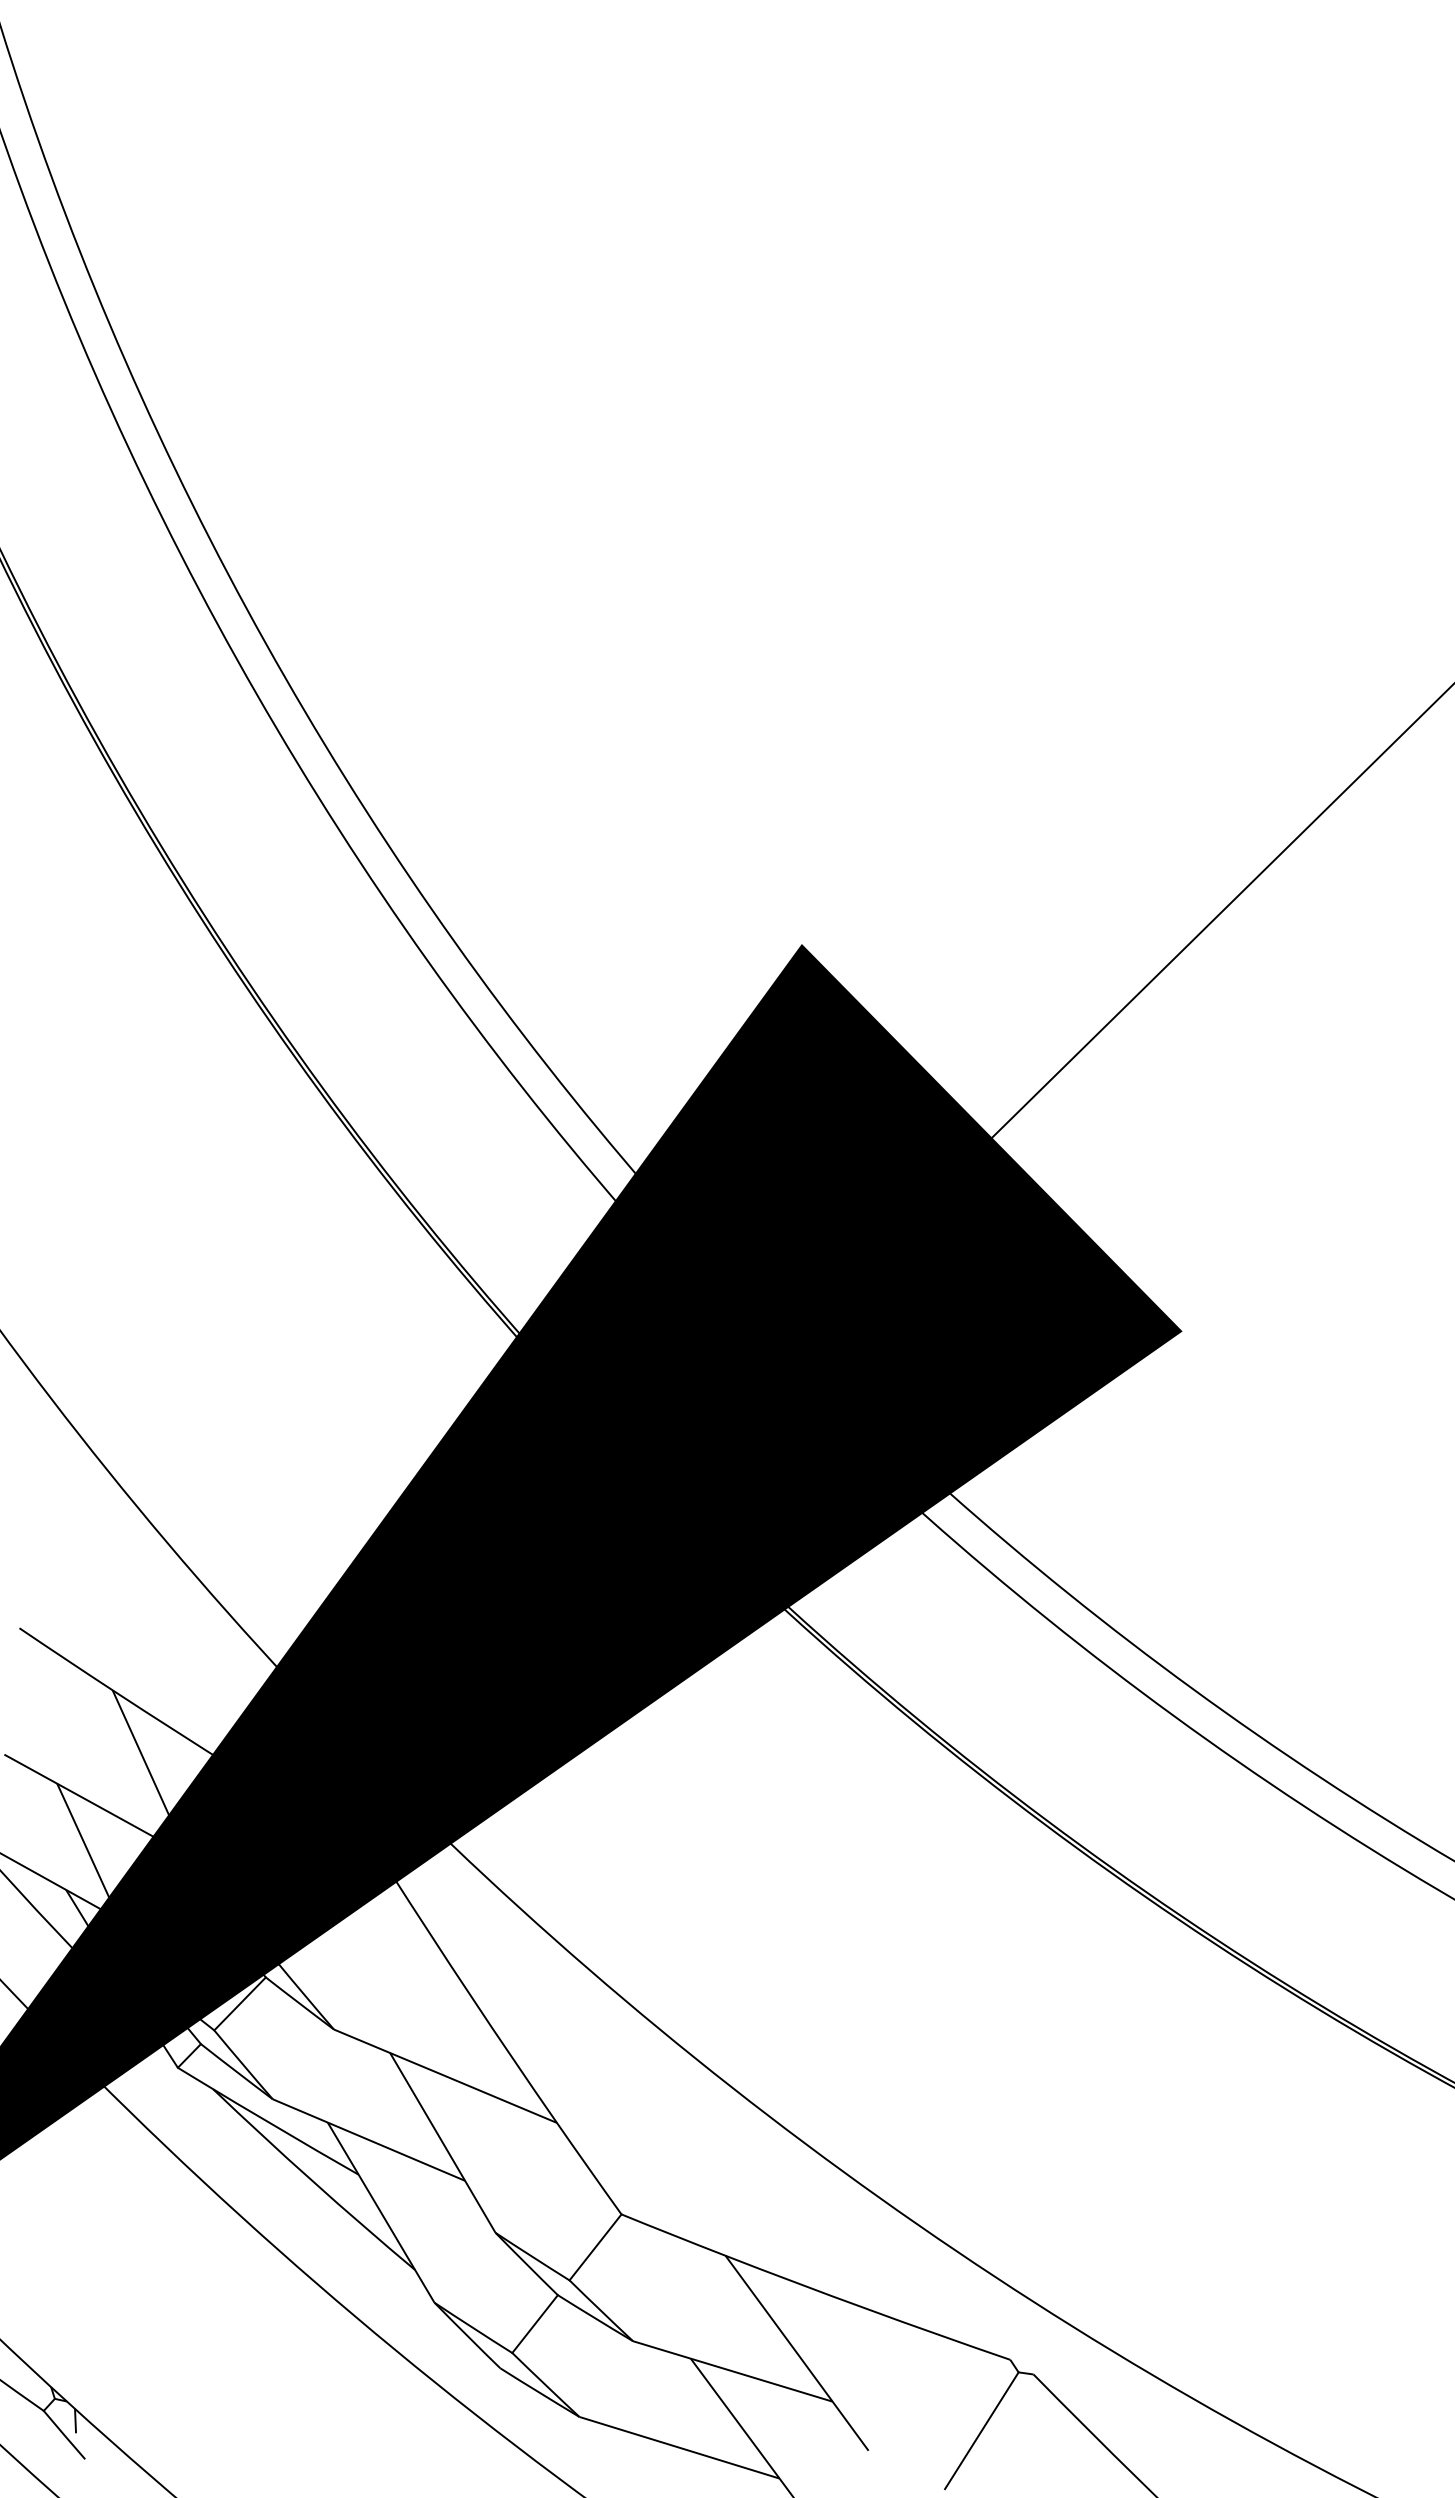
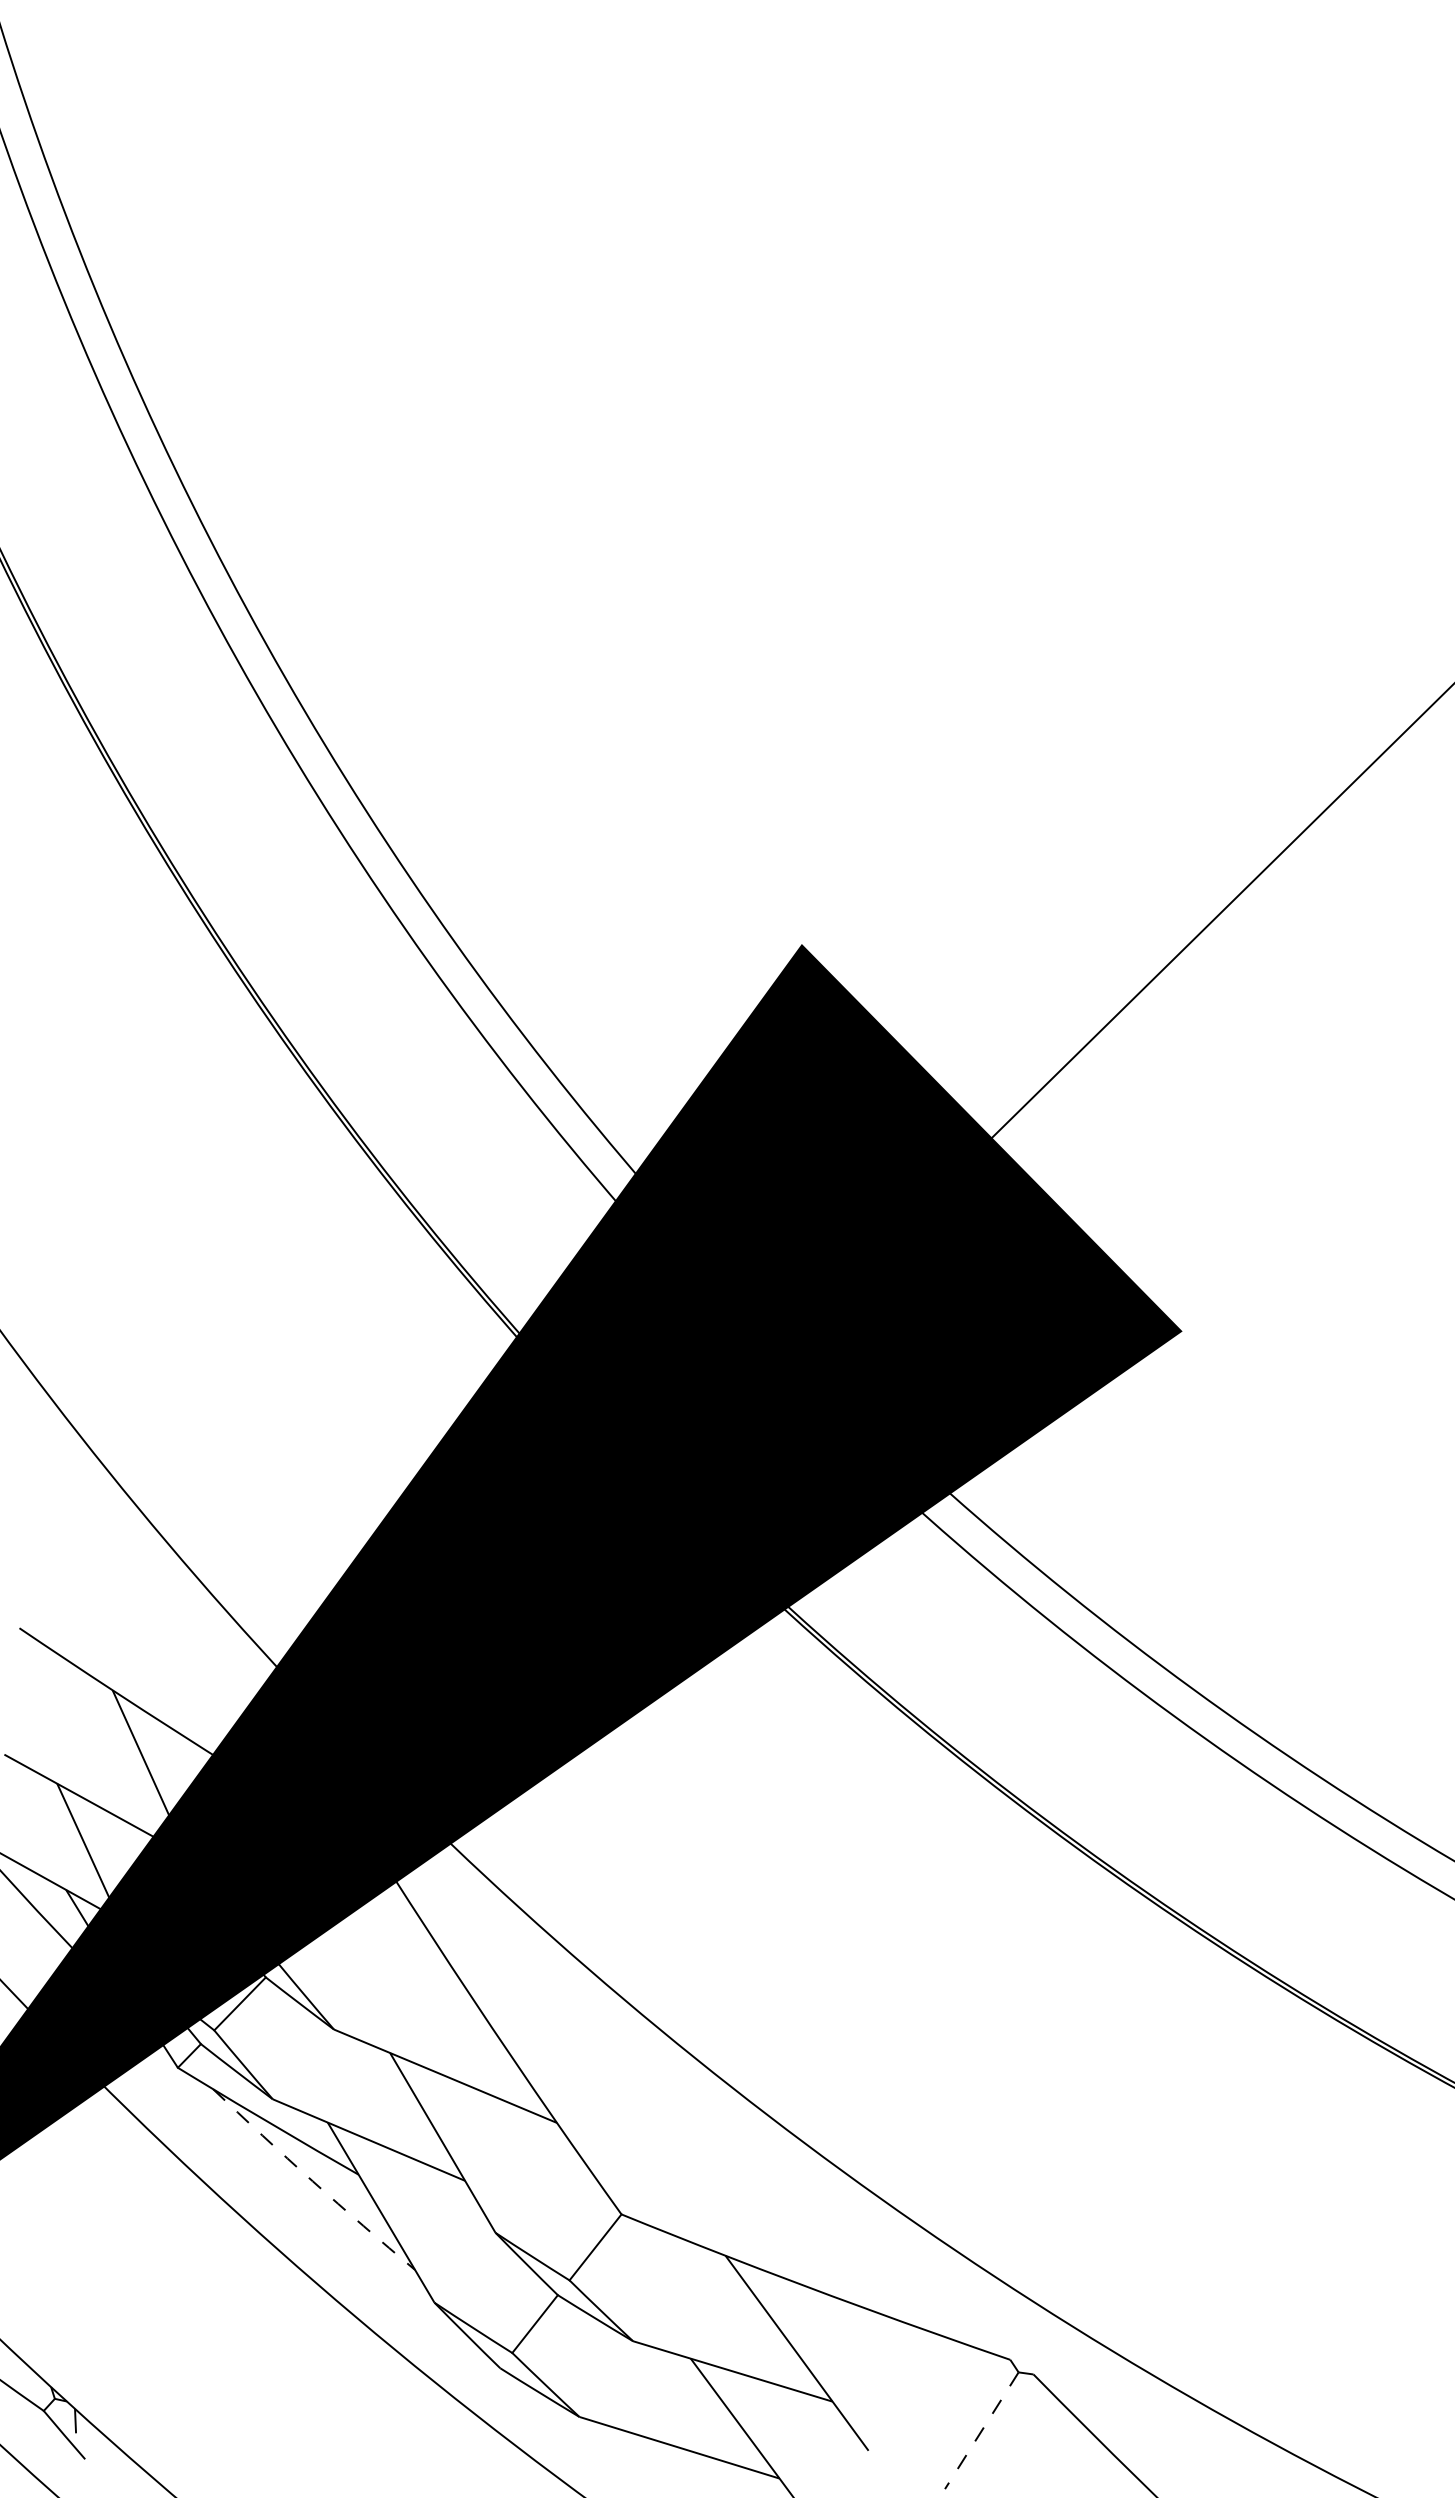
arc: solid -> dashed (312, 2181)
line: solid -> dashed (981, 2430)
